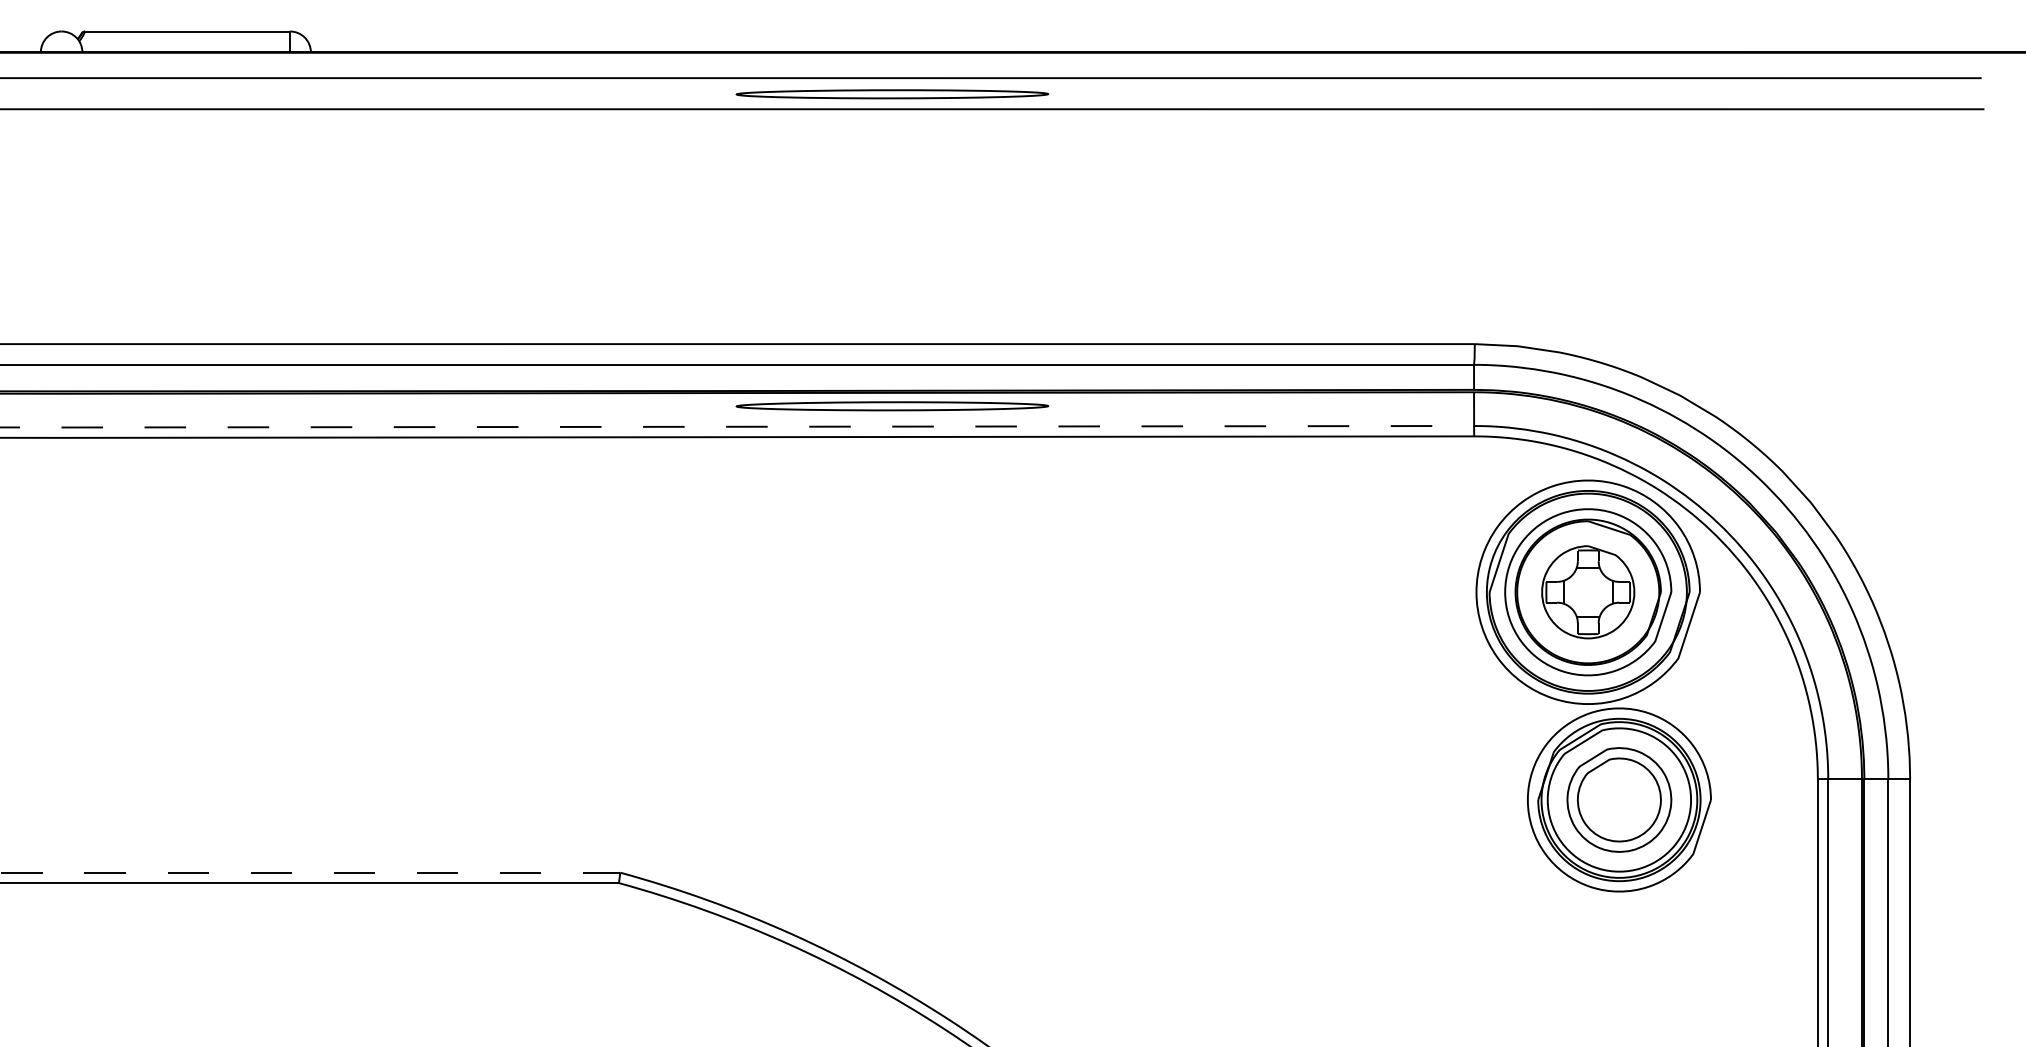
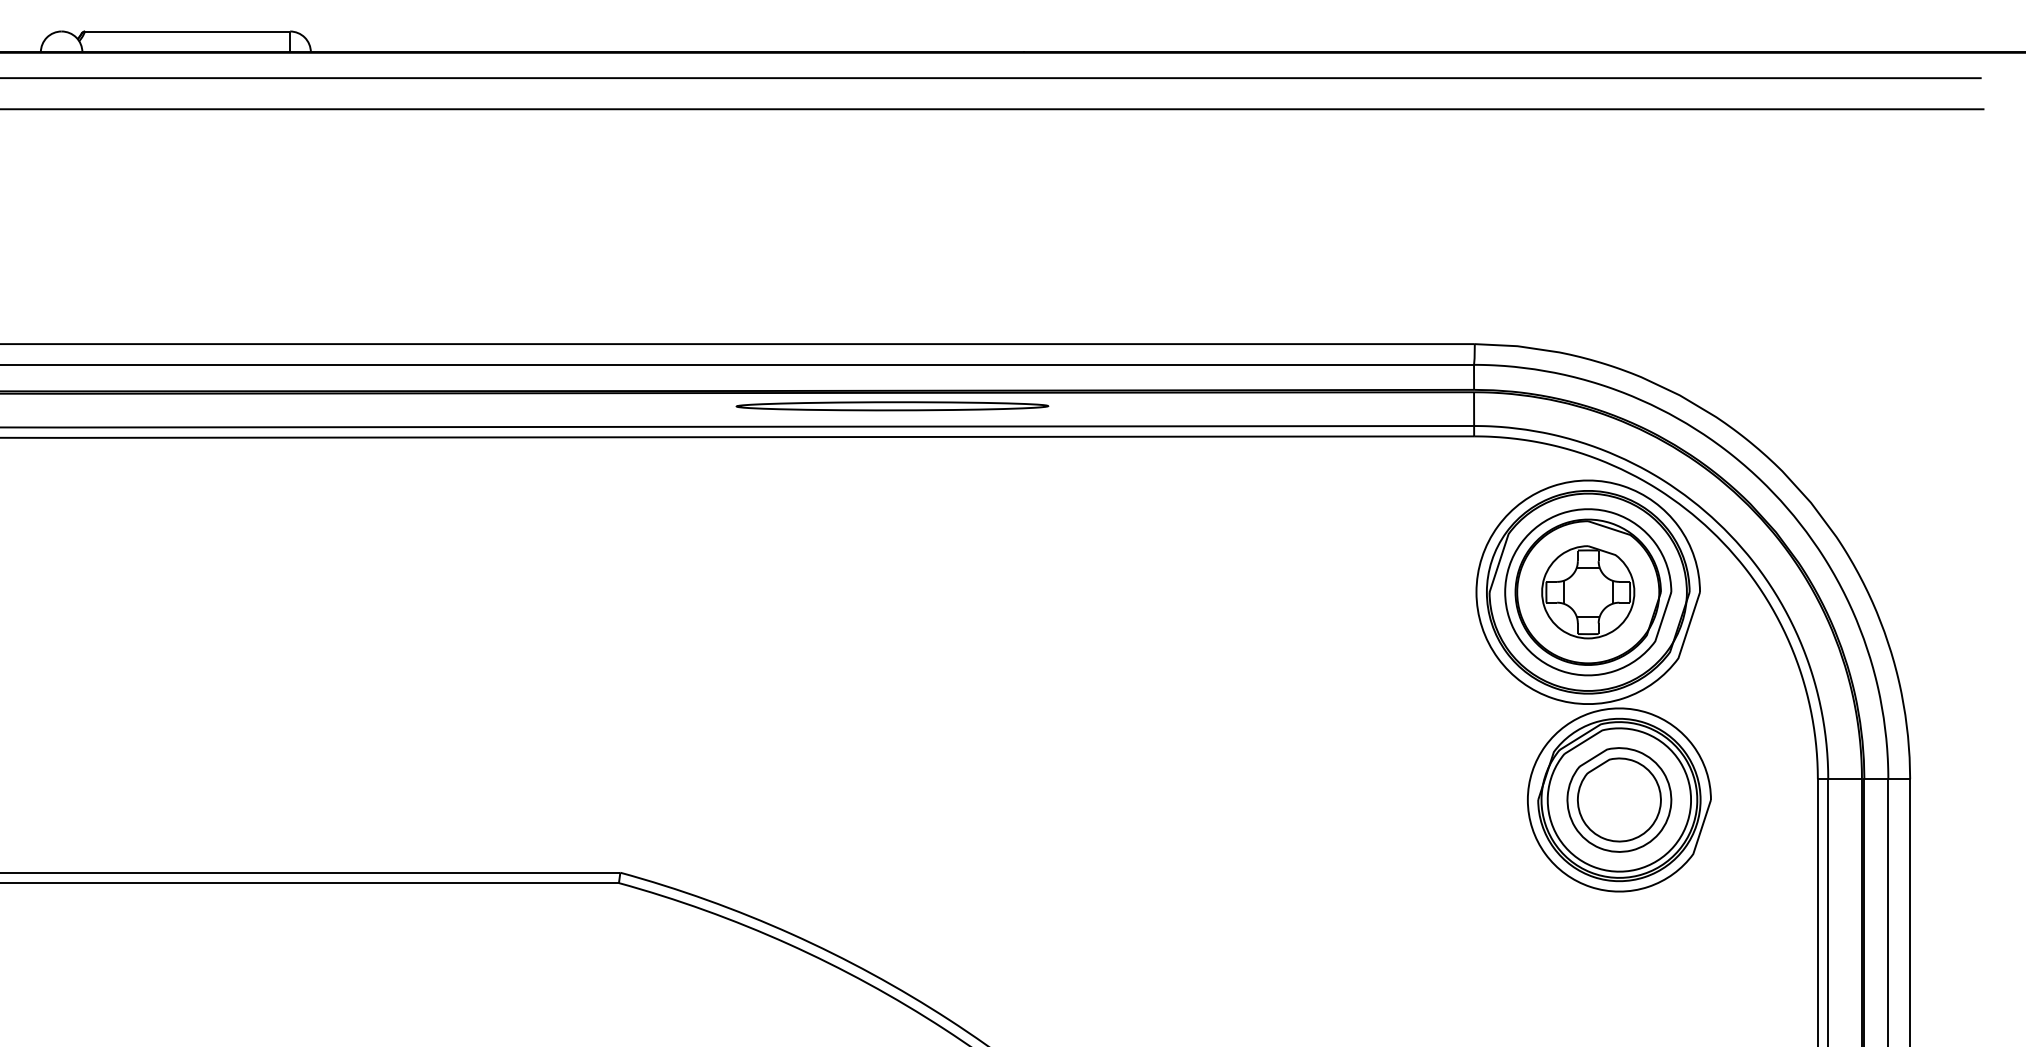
part: present -> none (892, 94)
line: dashed -> solid (737, 426)
line: dashed -> solid (310, 872)
